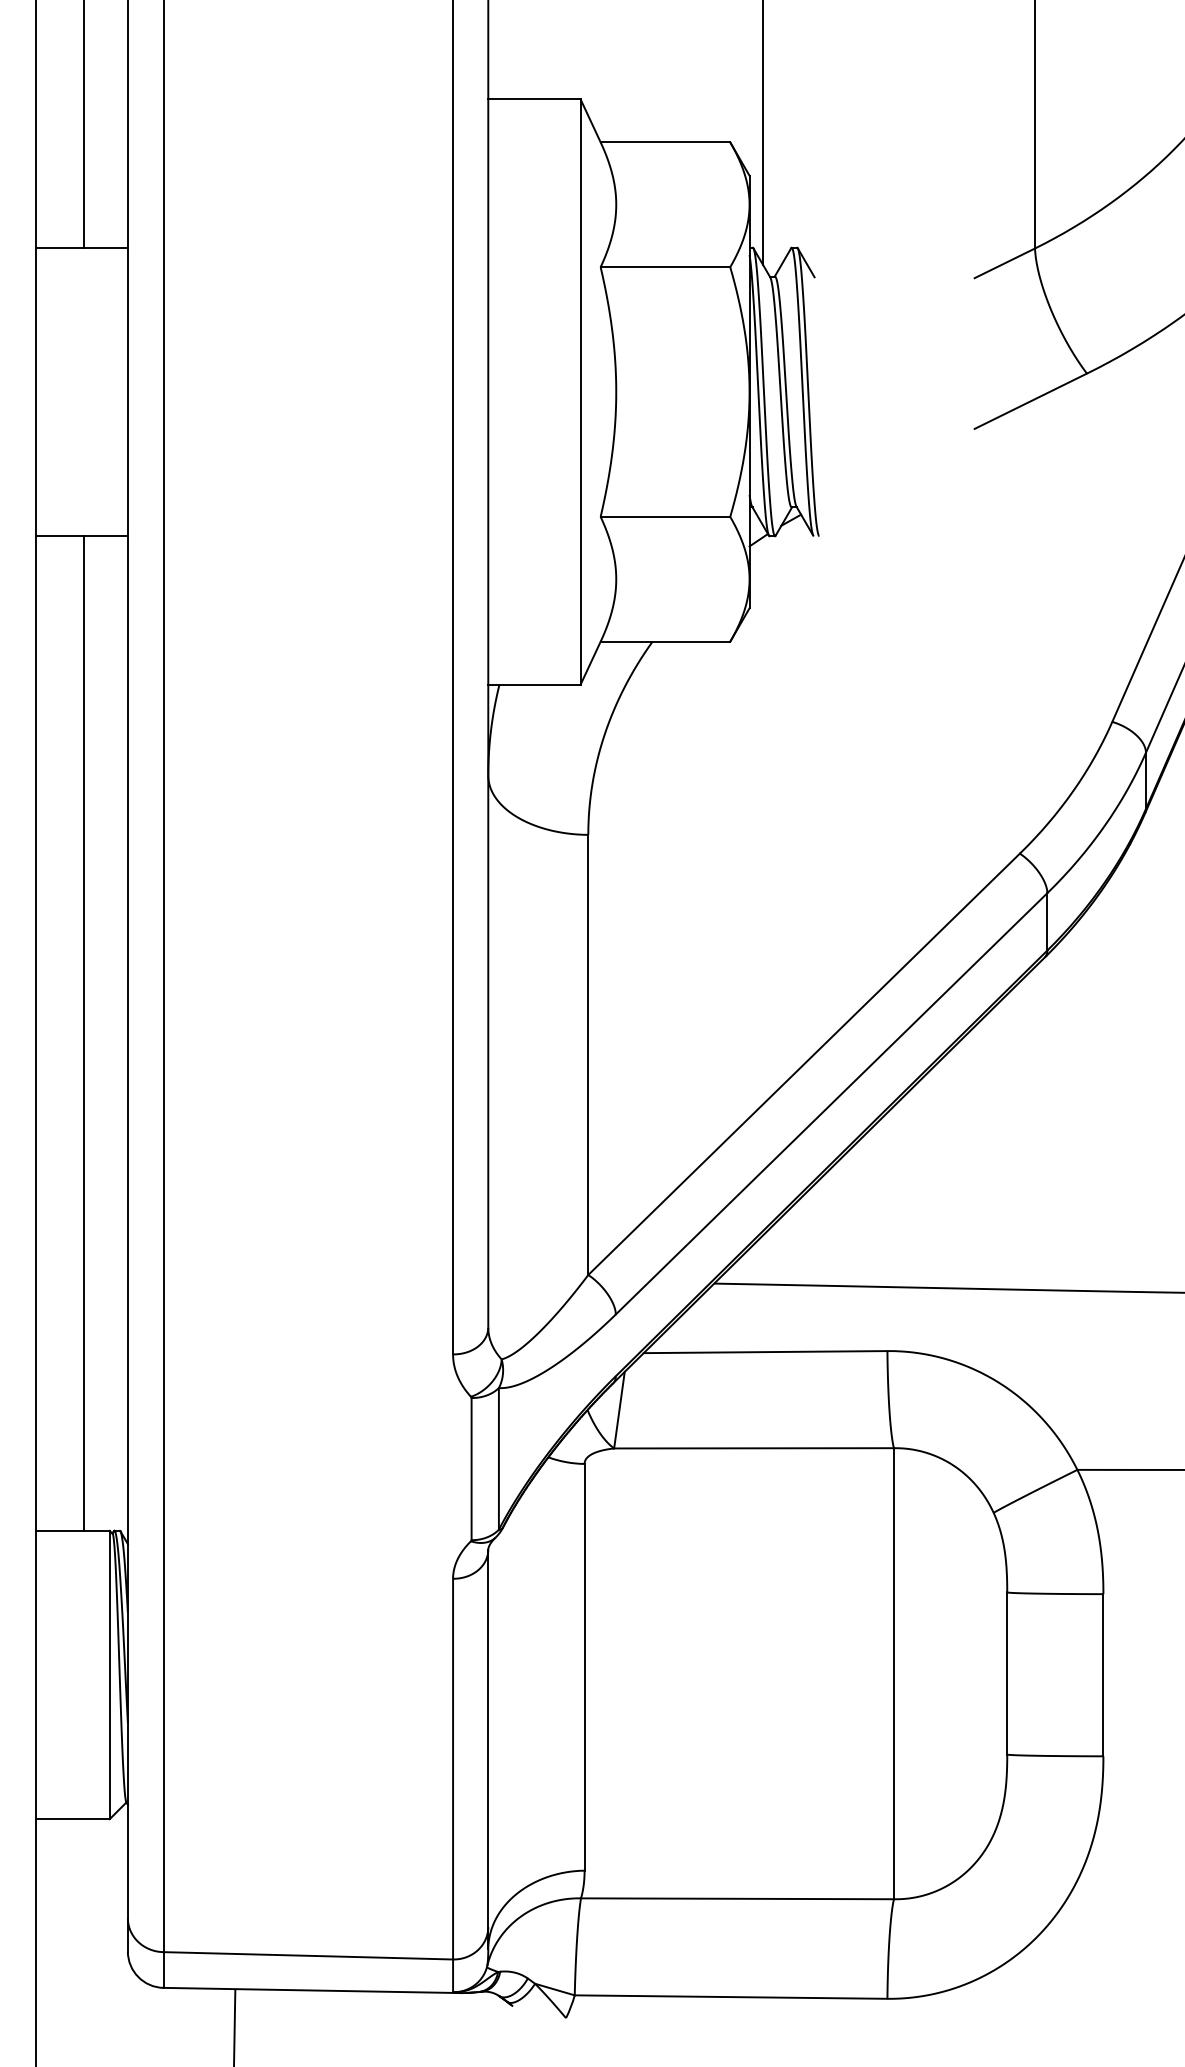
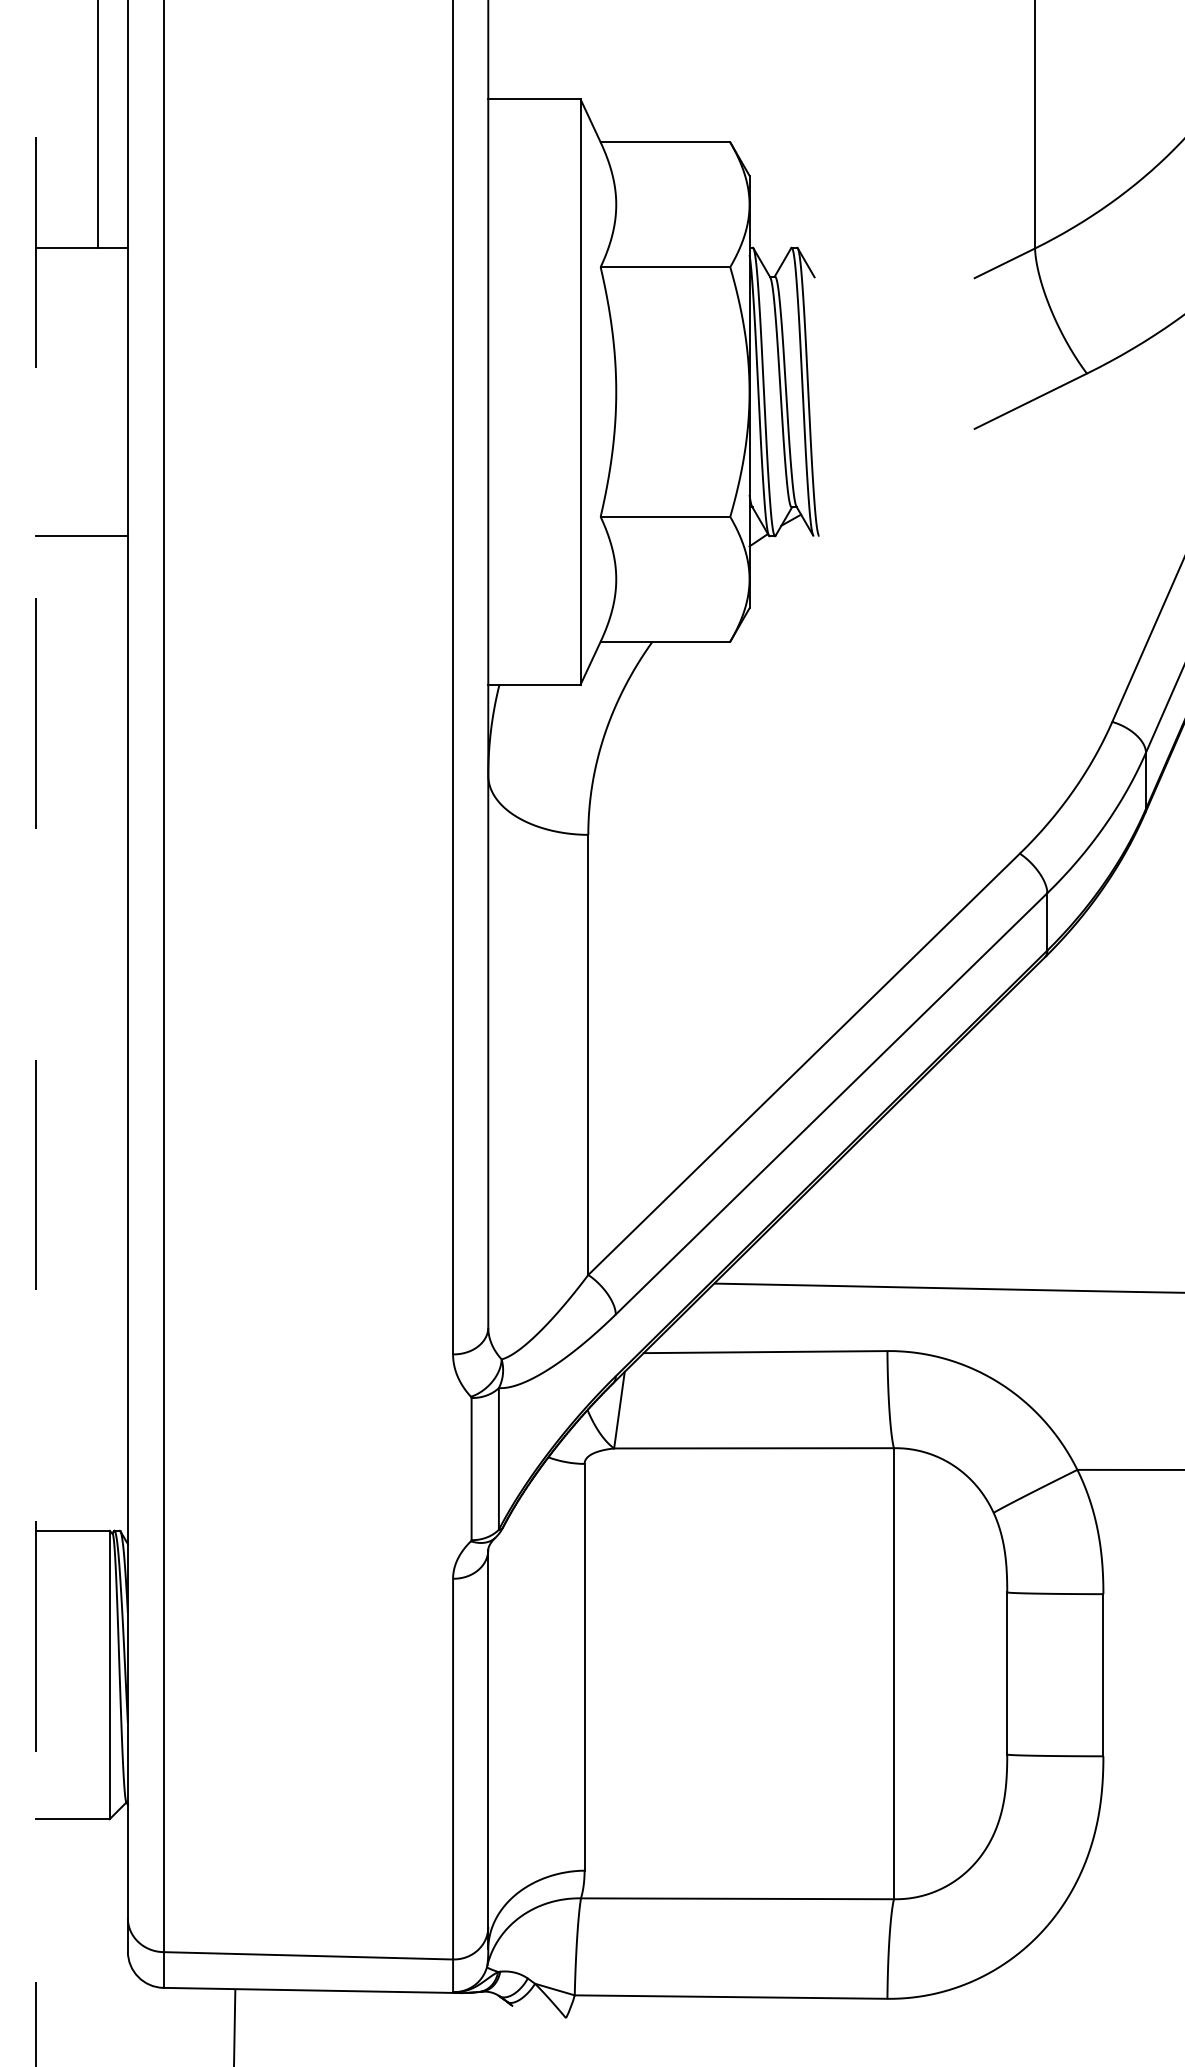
line position: (83, 124) -> (97, 124) (97, 124)
line: present -> none (763, 133)
line: solid -> dashed (35, 1033)
line: present -> none (83, 1033)
